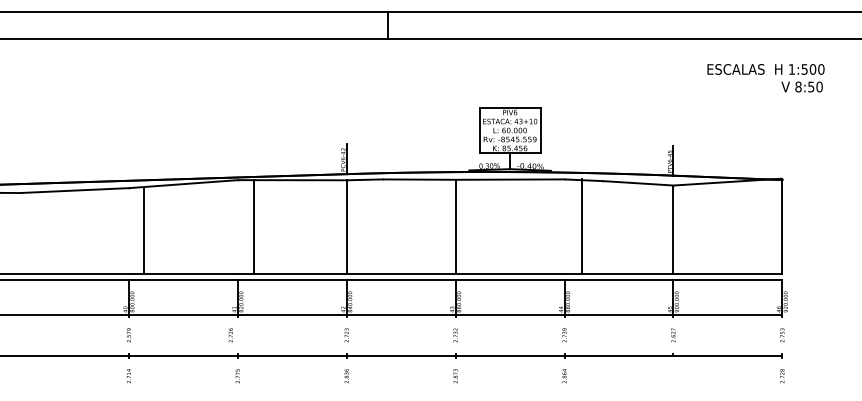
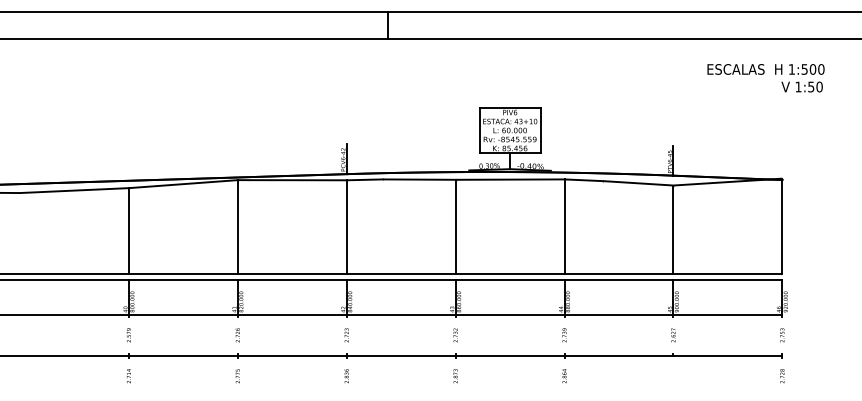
text: 8:50 -> 1:50 (798, 86)
line position: (581, 226) -> (564, 226) (564, 226)
line position: (253, 227) -> (237, 227) (237, 227)
line position: (143, 231) -> (128, 231) (128, 231)
text position: (230, 335) -> (237, 335) (237, 335)
